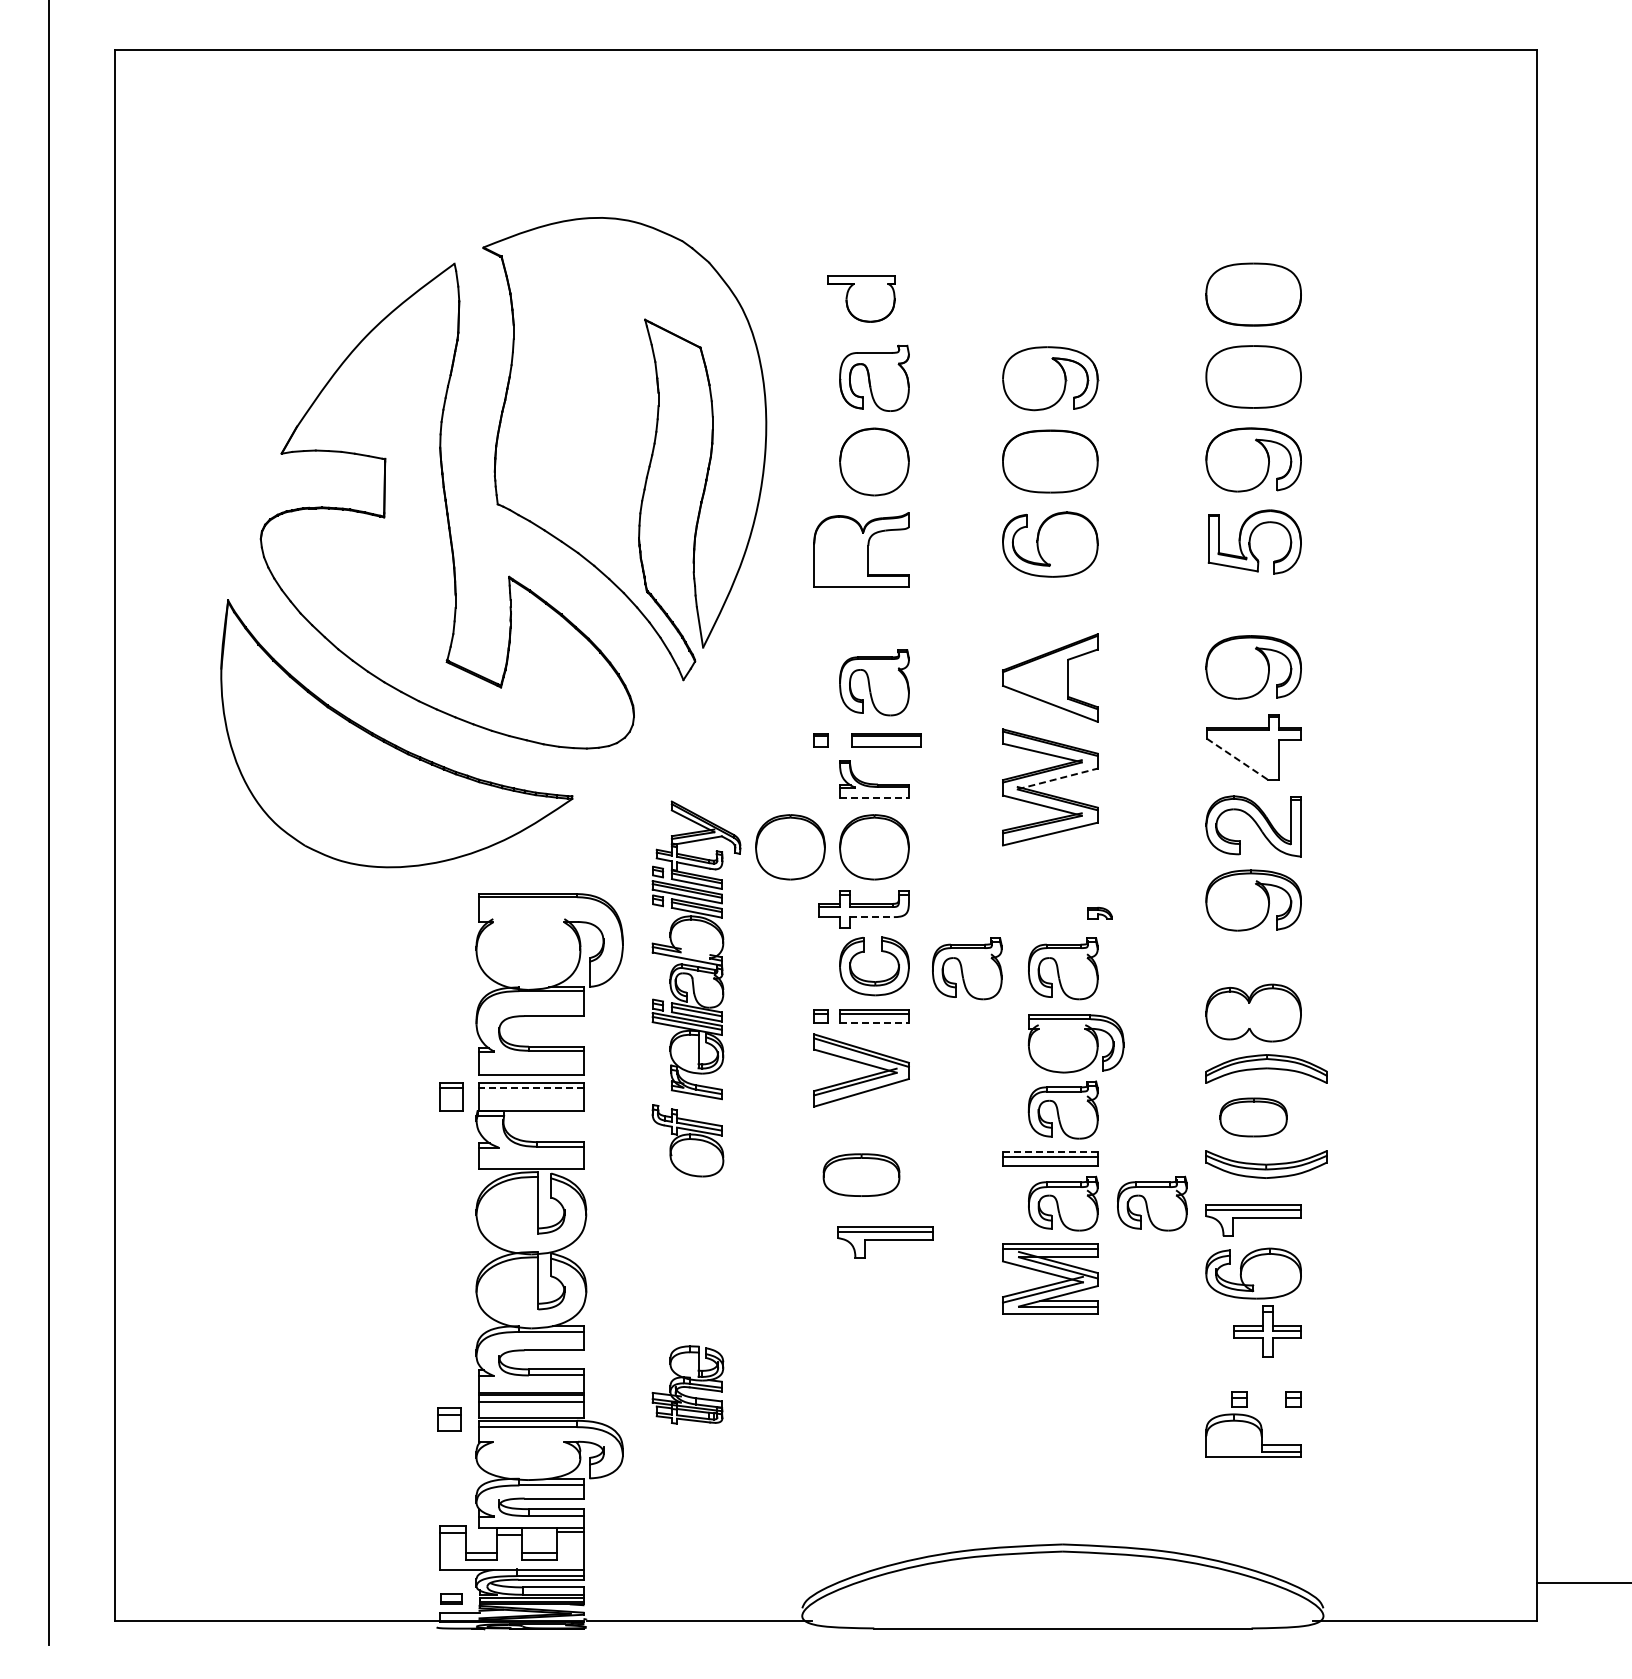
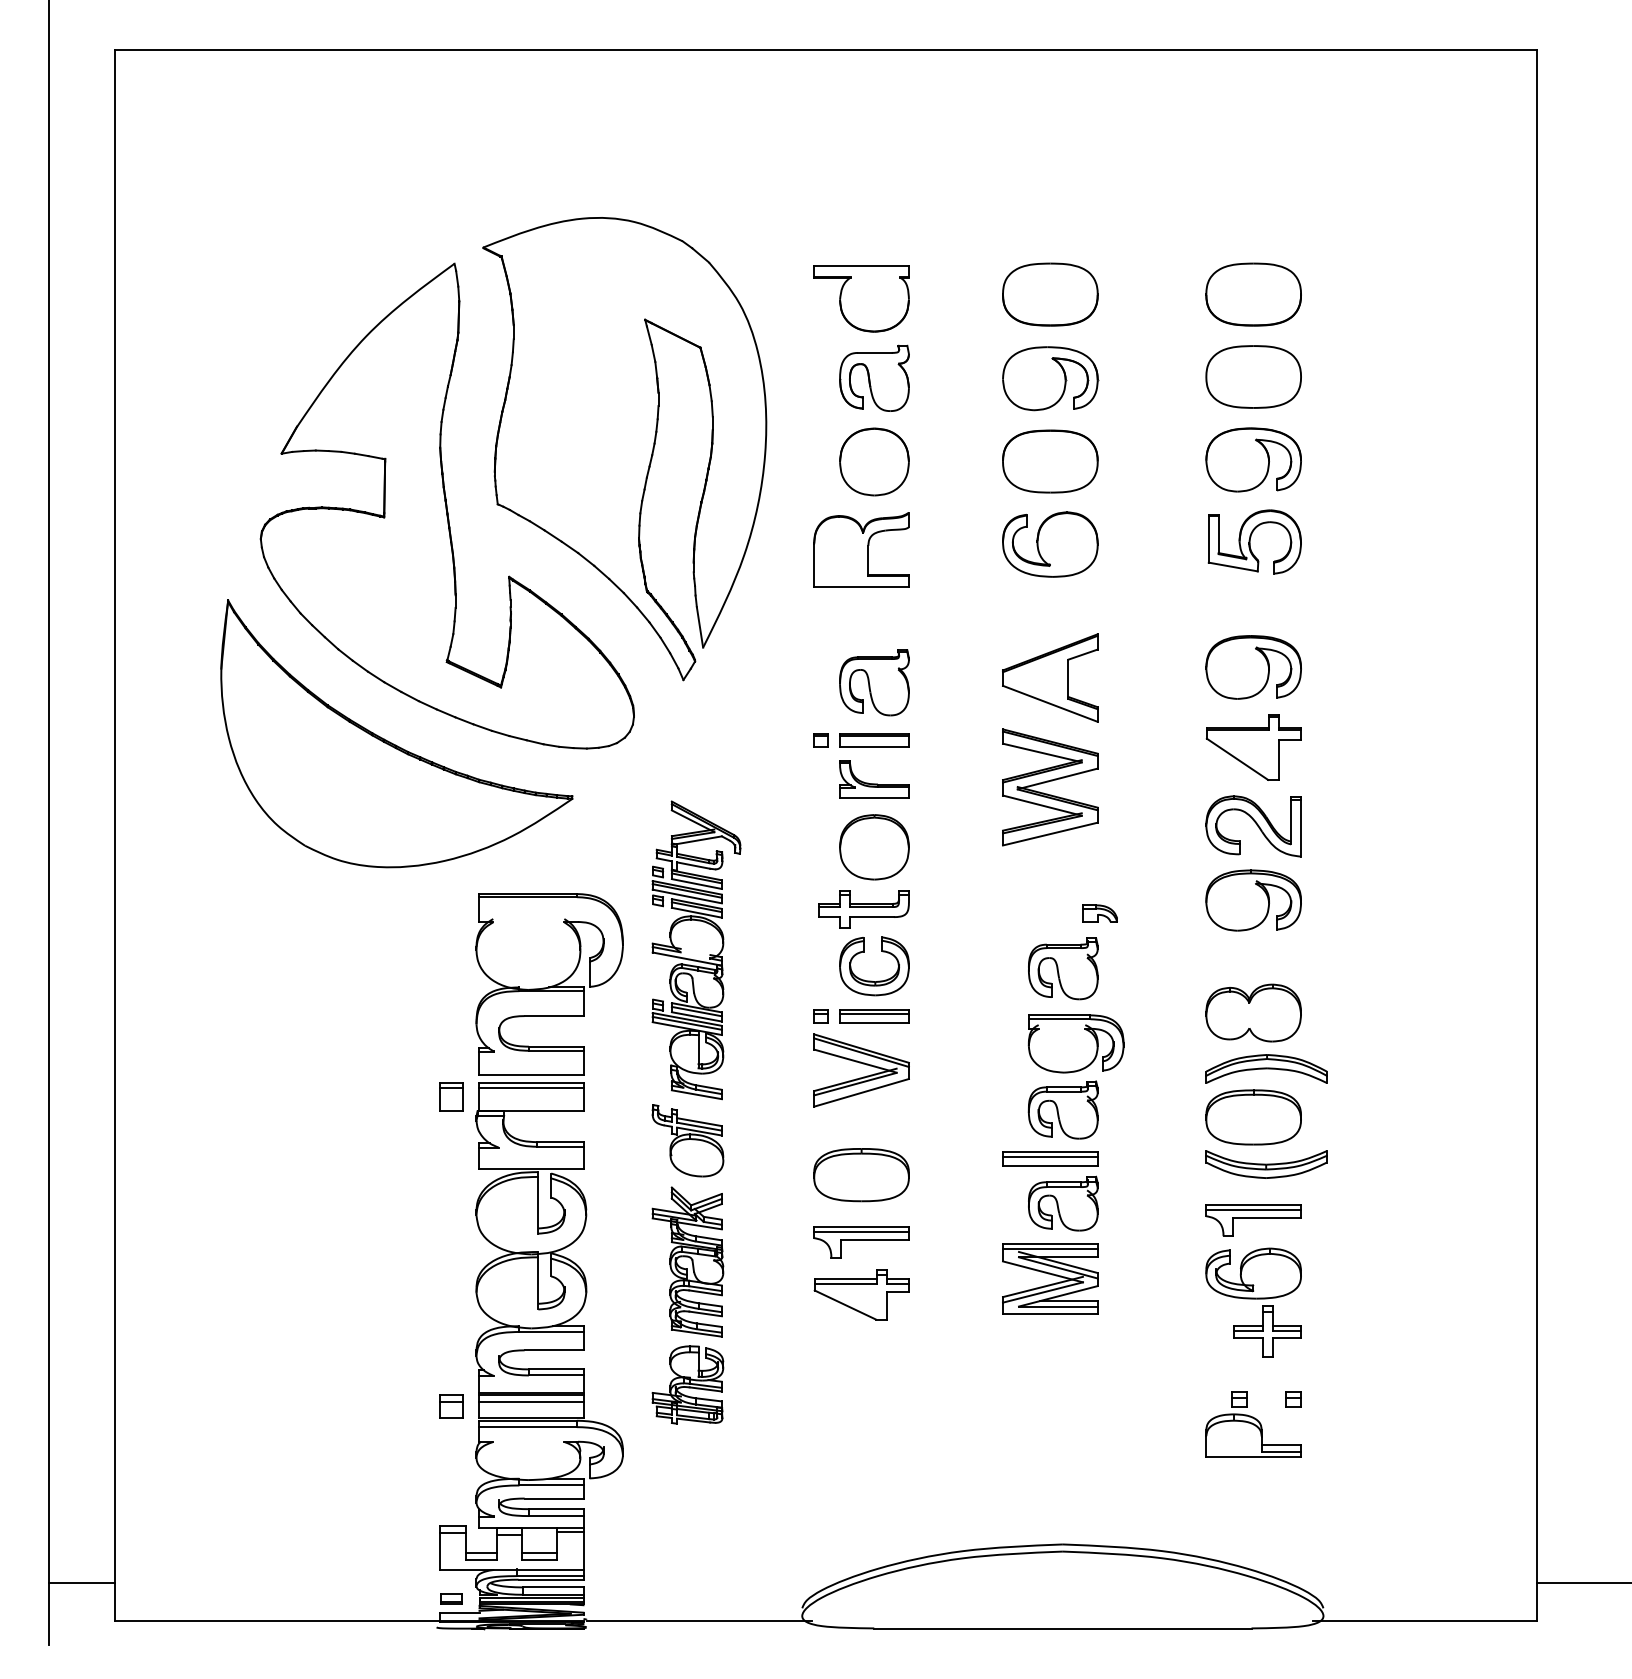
part: none -> present (1050, 294)
part size: 69x48 px -> 97x68 px (861, 298)
part position: (886, 740) -> (874, 740) (874, 740)
line: dashed -> solid (1237, 759)
line: dashed -> solid (1058, 778)
line: dashed -> solid (875, 797)
part: present -> none (790, 847)
part size: 26x14 px -> 36x19 px (1099, 913)
line: dashed -> solid (871, 917)
part: present -> none (967, 968)
line: dashed -> solid (875, 1023)
line: dashed -> solid (530, 1087)
part size: 69x41 px -> 97x57 px (1253, 1117)
line: dashed -> solid (1049, 1152)
part size: 79x44 px -> 97x55 px (861, 1175)
part: present -> none (1152, 1203)
part position: (885, 1242) -> (861, 1242) (861, 1242)
part: none -> present (687, 1261)
part: none -> present (861, 1294)
part position: (449, 1419) -> (451, 1406) (451, 1406)
line: none -> present (81, 1583)
